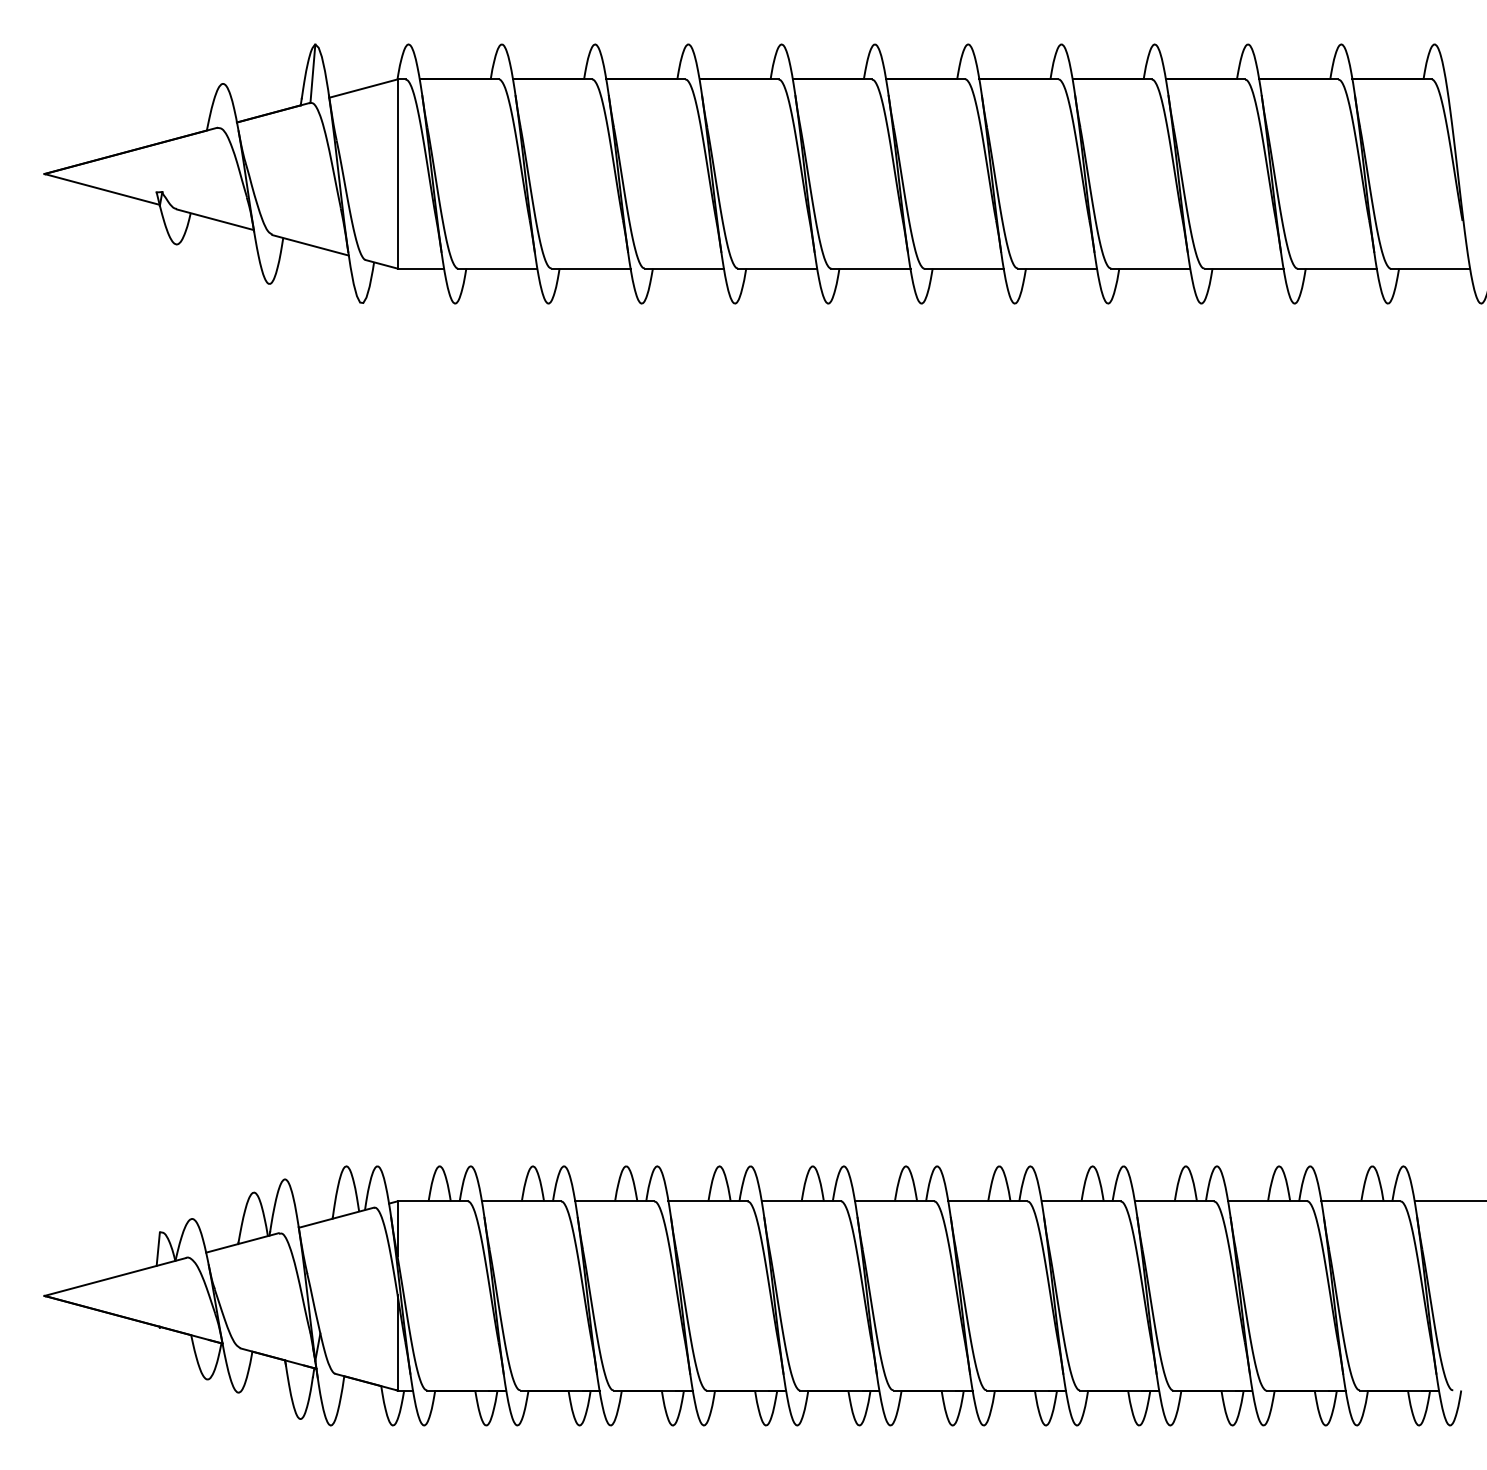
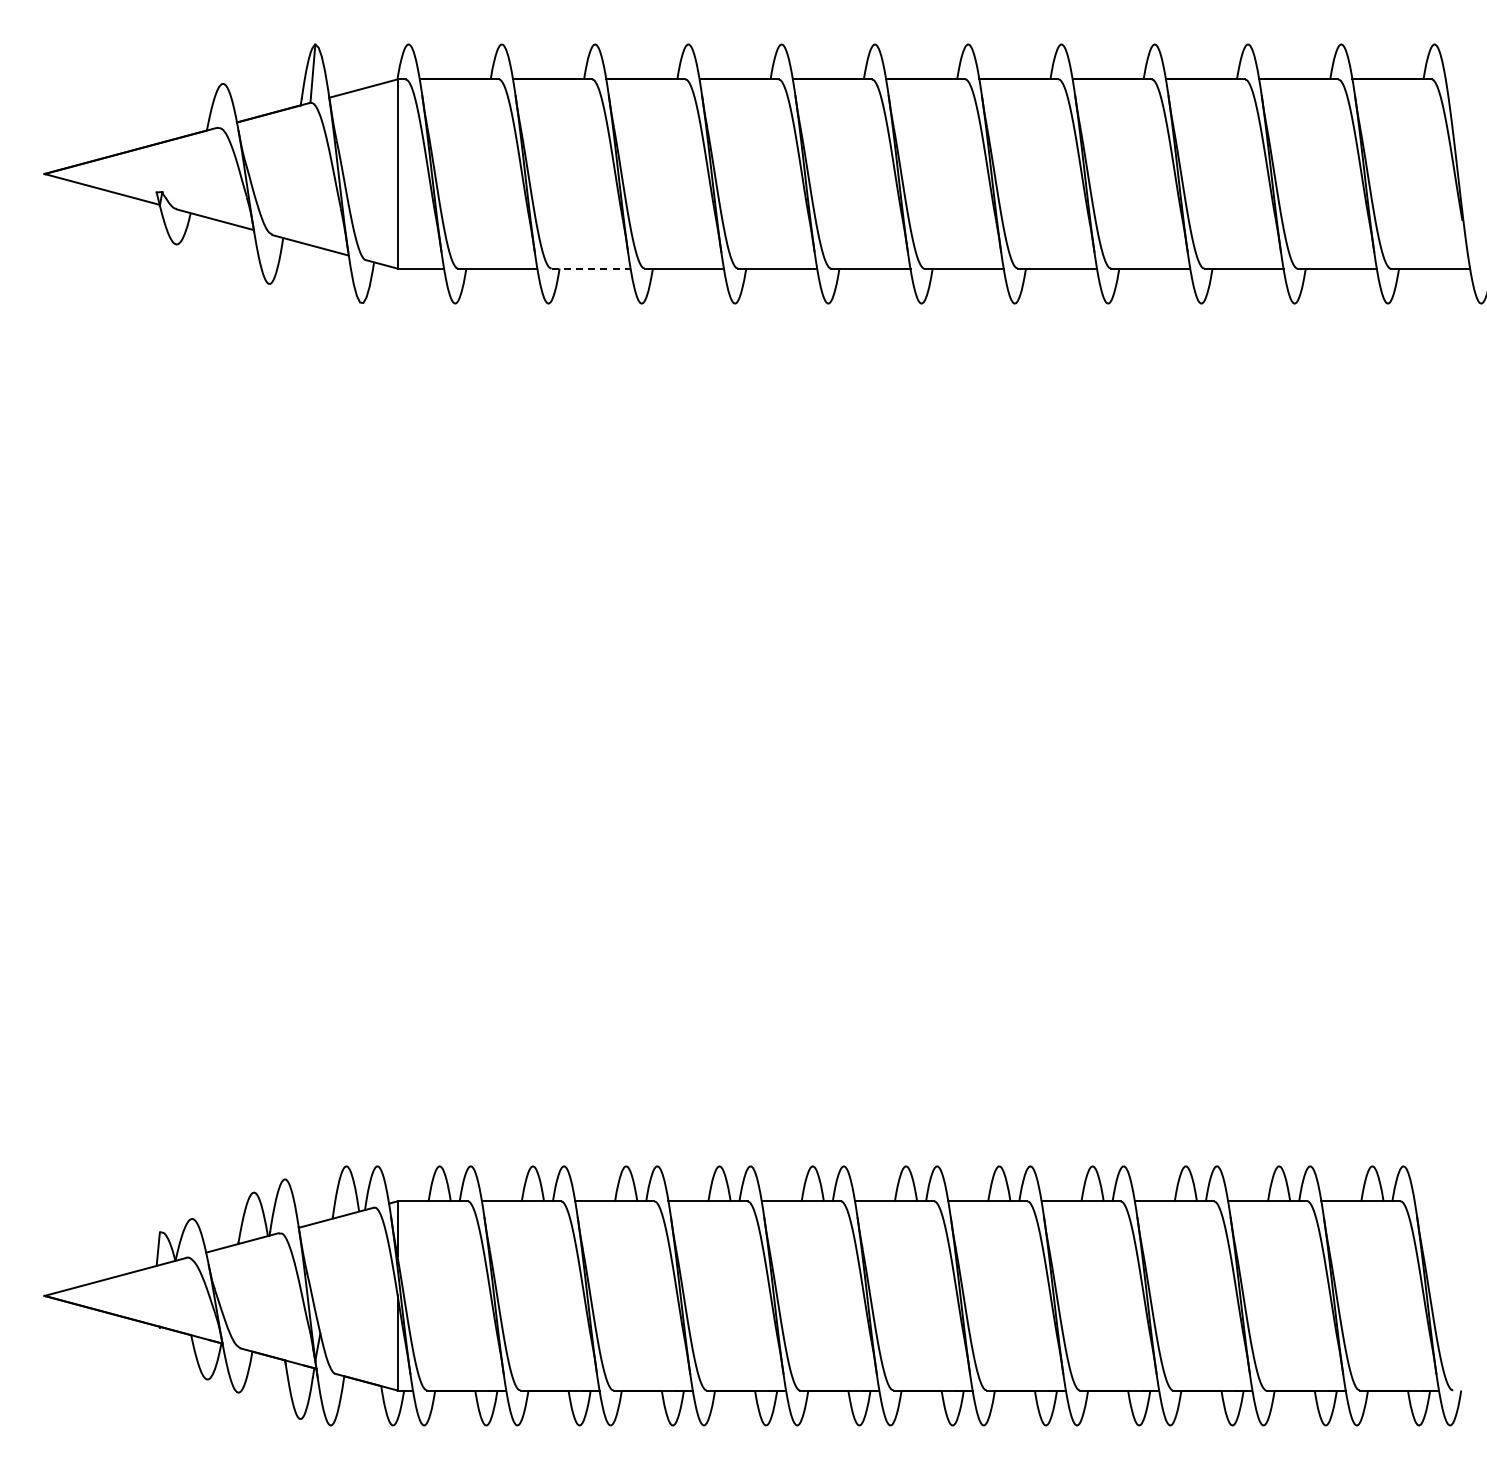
line: solid -> dashed (591, 268)
line: present -> none (1448, 1201)
